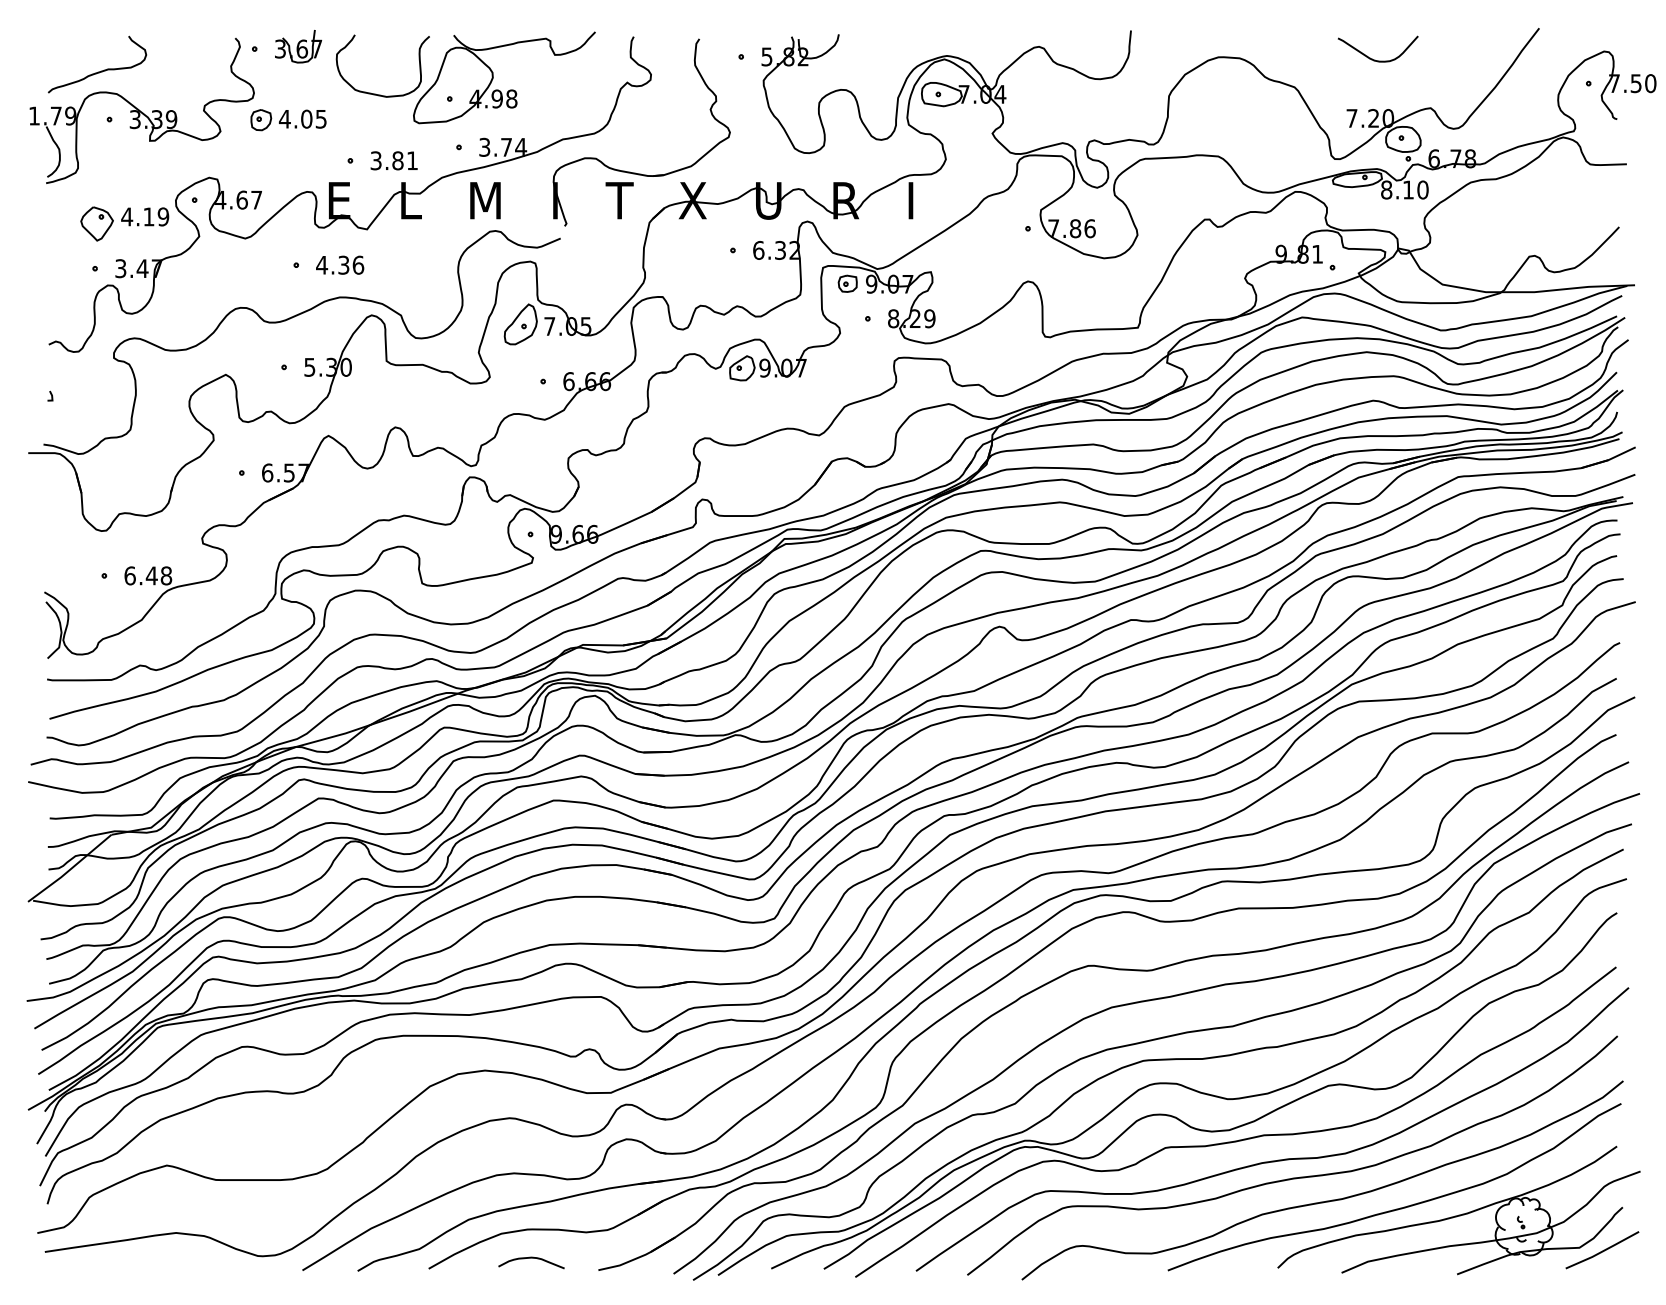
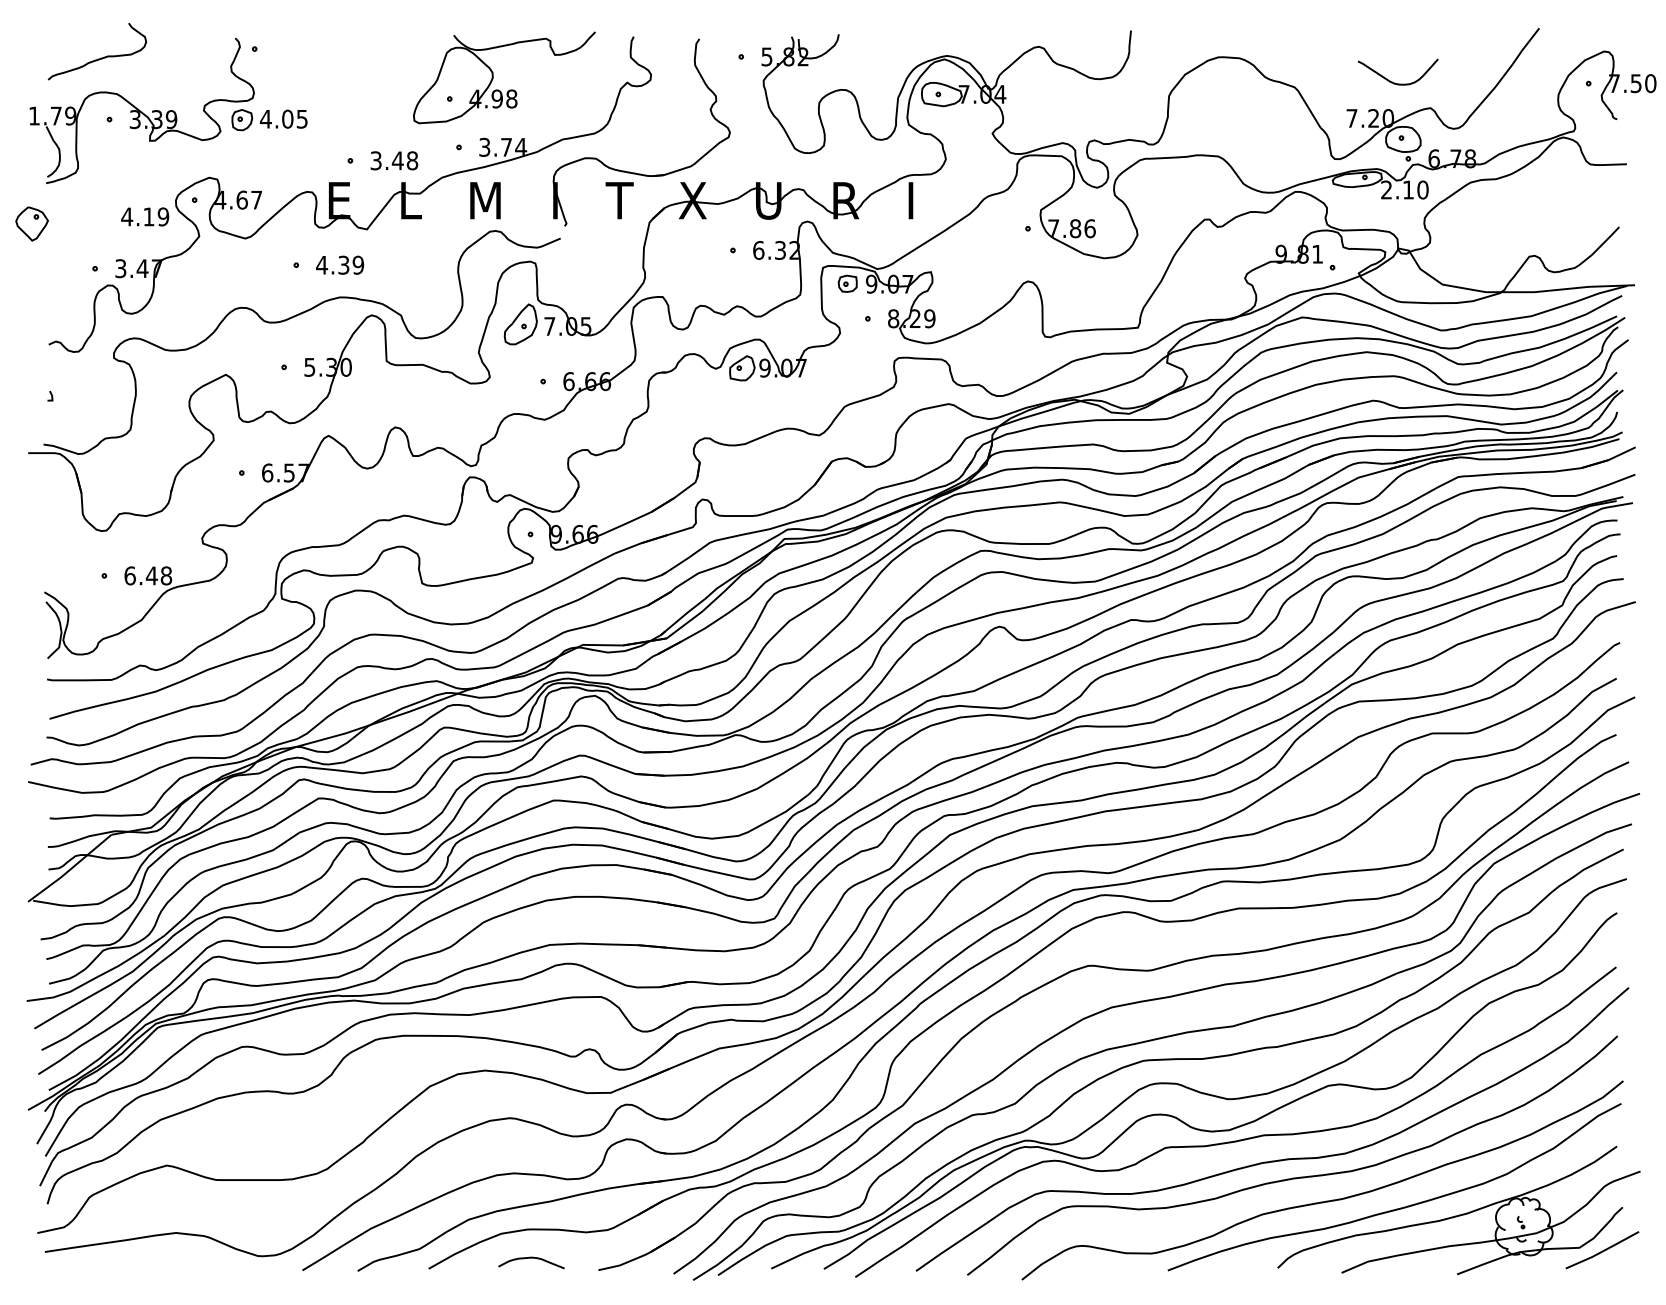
part: present -> none (298, 46)
curve position: (1372, 58) -> (1392, 81) (1392, 81)
curve position: (98, 71) -> (98, 58) (98, 58)
curve: present -> none (375, 93)
part position: (288, 120) -> (269, 120) (269, 120)
text: 3.81 -> 3.48 (404, 160)
text: 8.10 -> 2.10 (1386, 189)
part position: (96, 223) -> (31, 223) (31, 223)
text: 4.36 -> 4.39 (358, 264)
